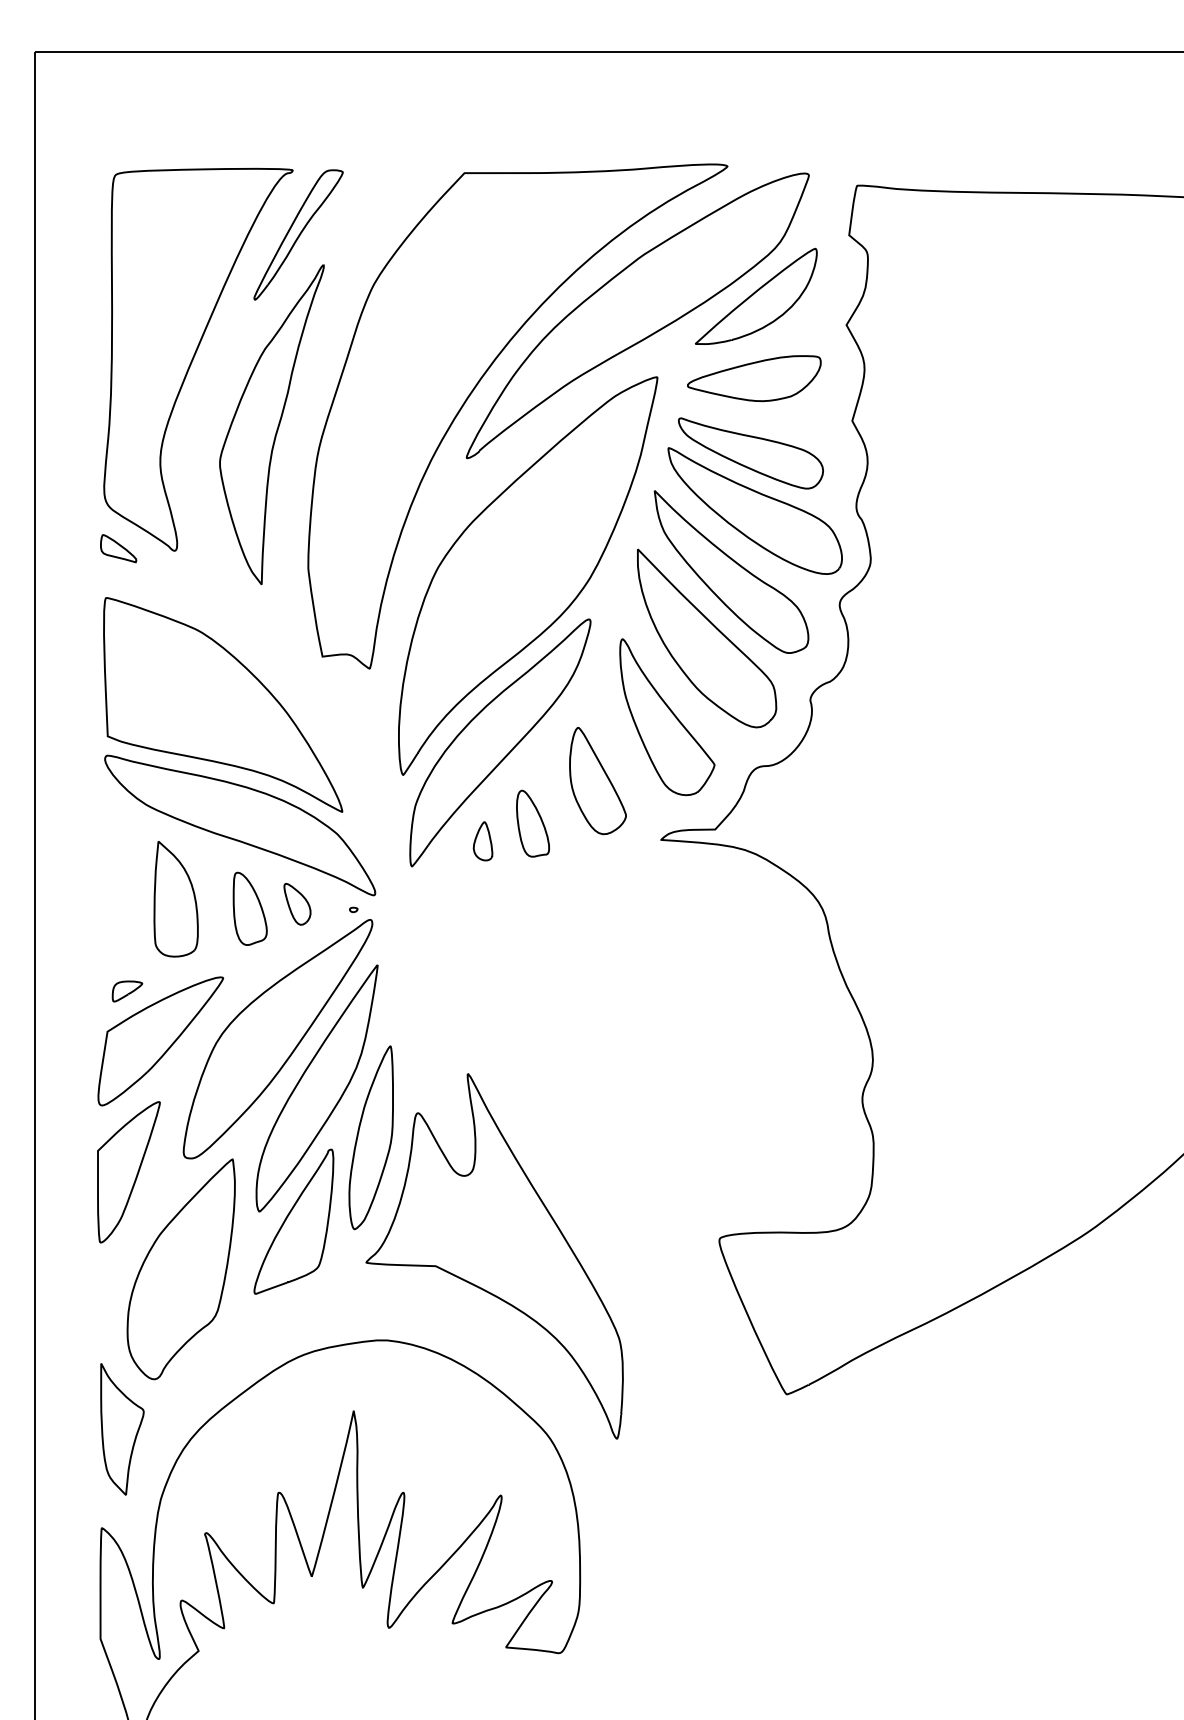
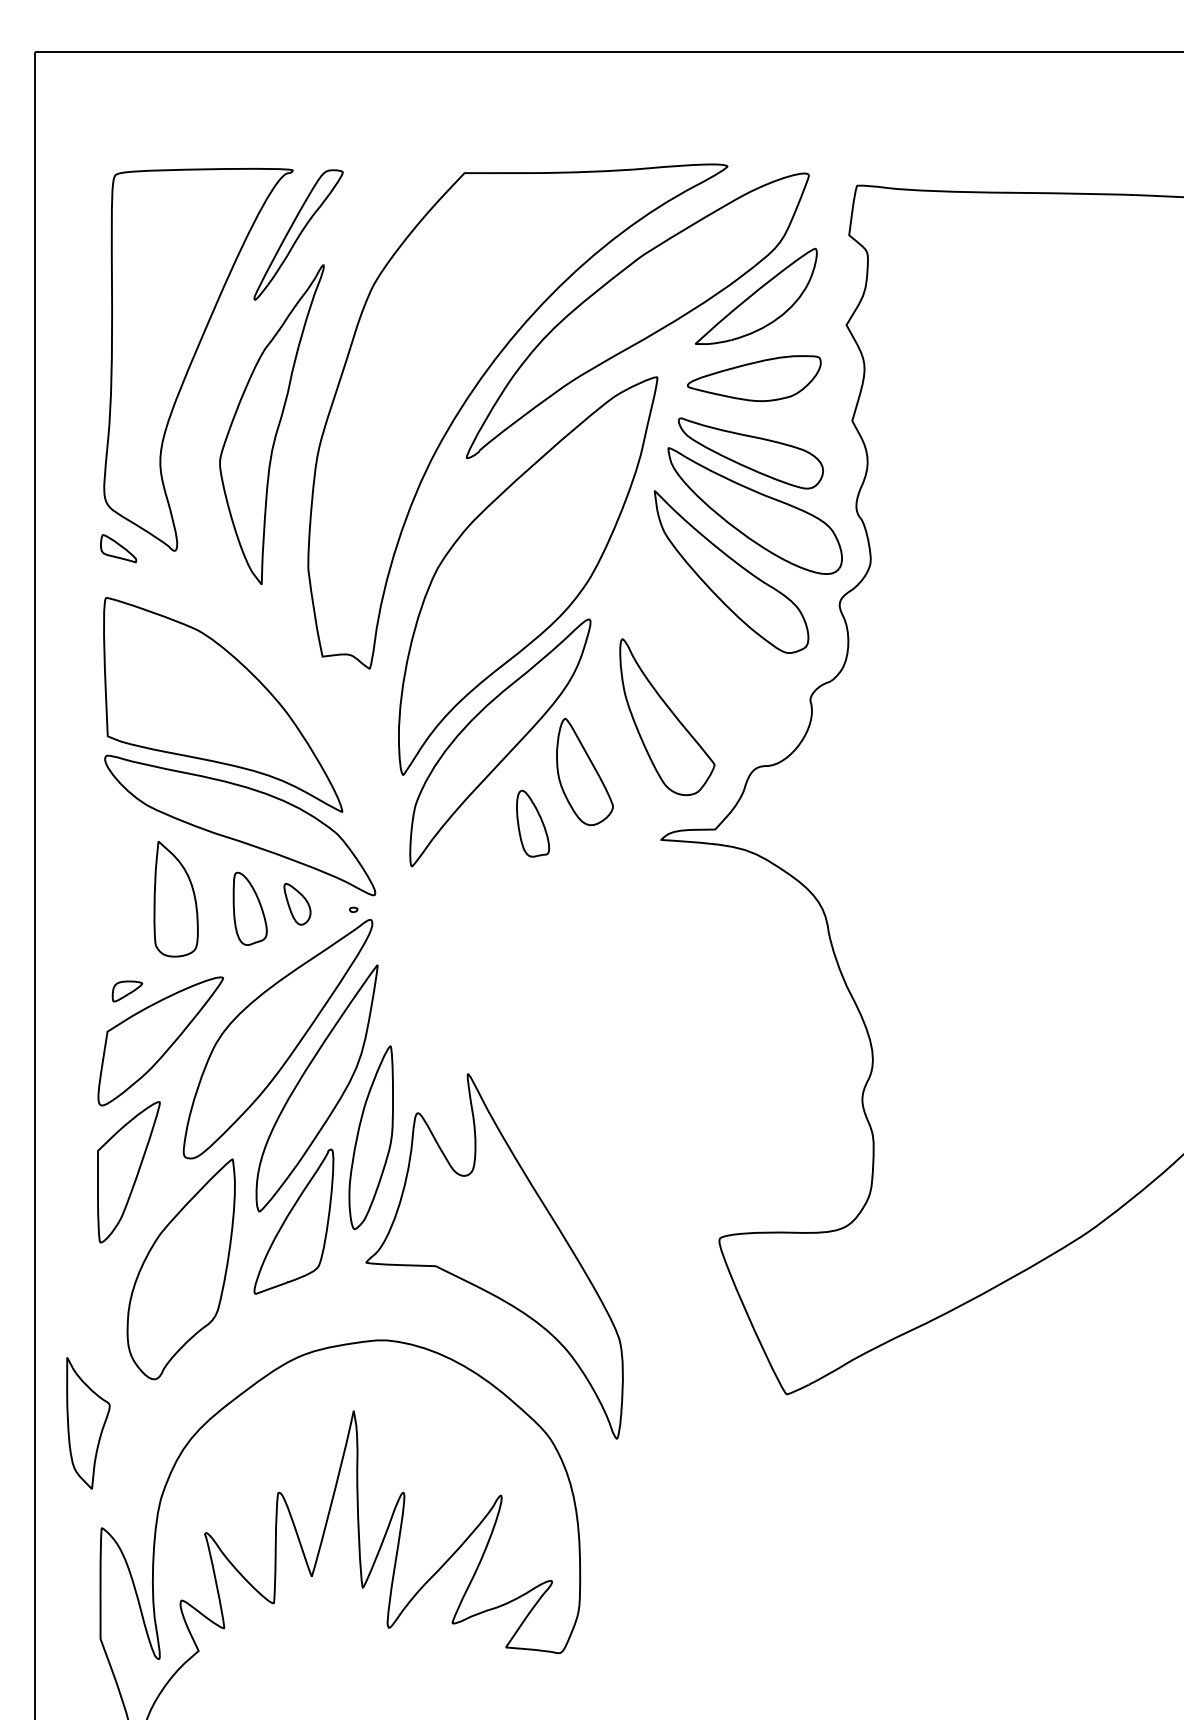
part: present -> none (707, 638)
part position: (597, 780) -> (584, 771) (584, 771)
part: present -> none (482, 841)
part position: (122, 1429) -> (88, 1423) (88, 1423)
